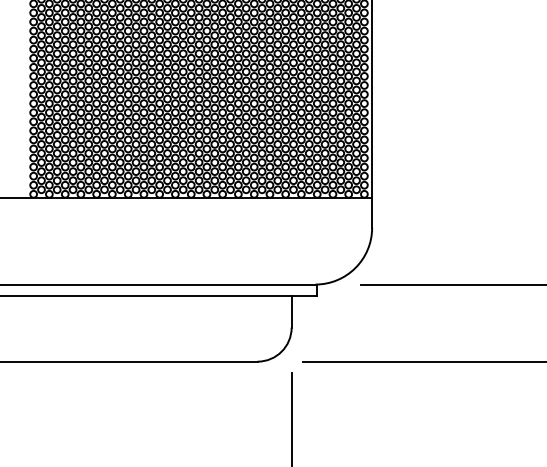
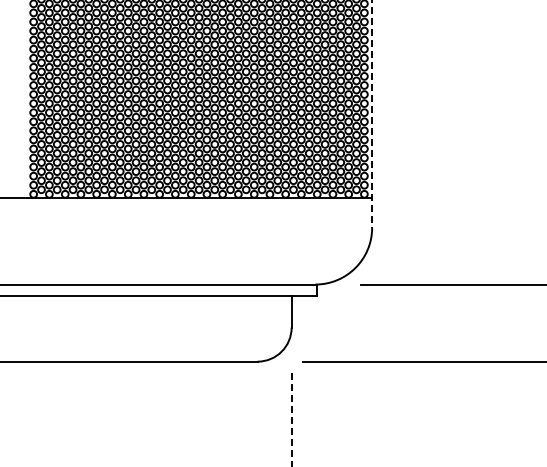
line: solid -> dashed (372, 114)
line: solid -> dashed (291, 419)
